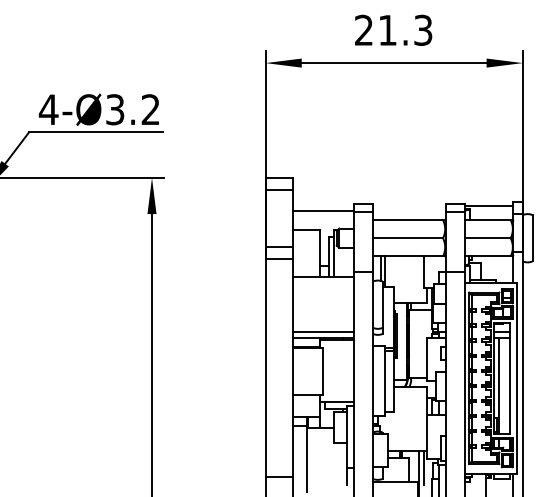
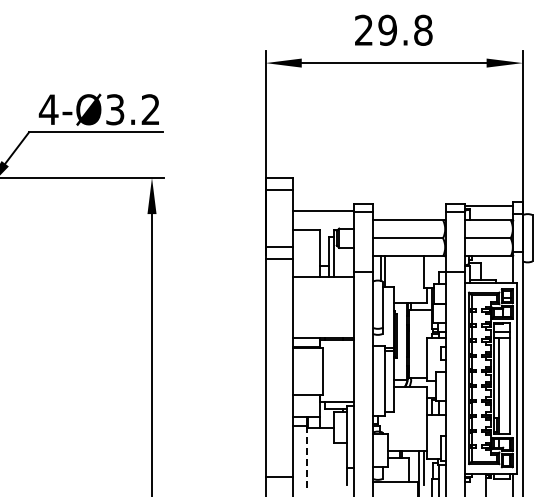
text: 21.3 -> 29.8 (405, 29)
line: present -> none (323, 332)
line: solid -> dashed (306, 459)
